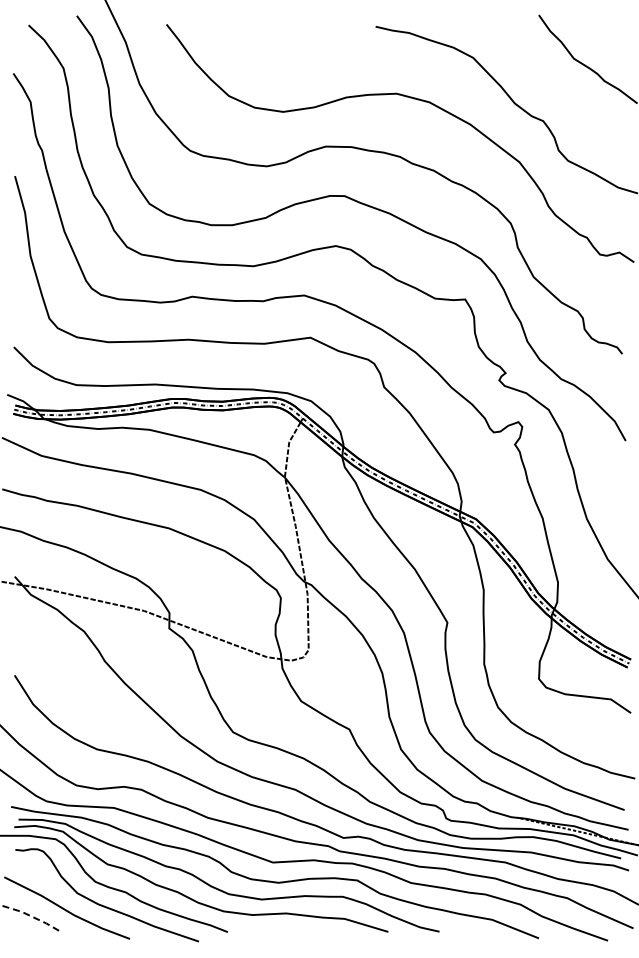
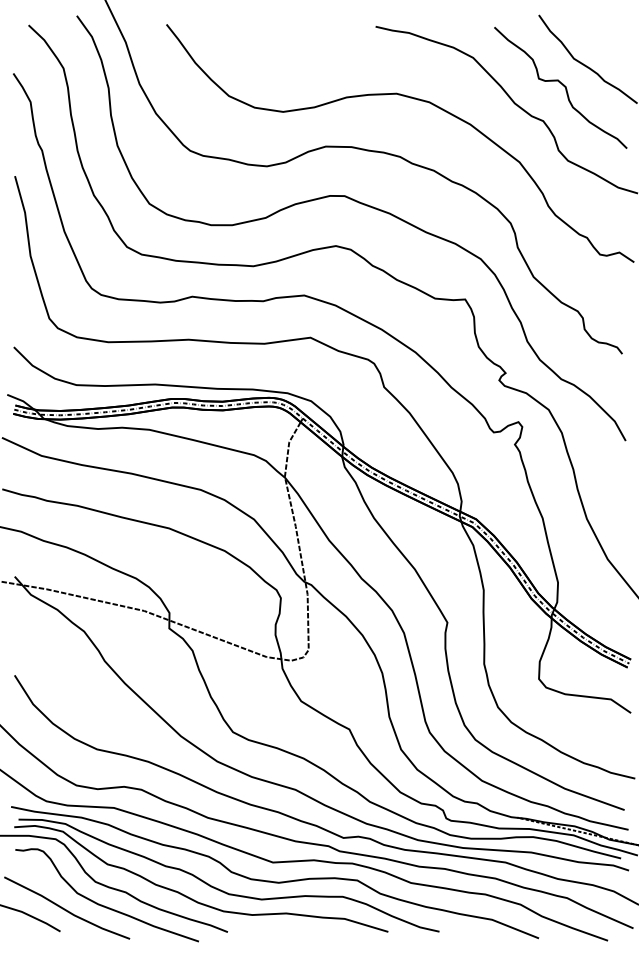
curve: none -> present (562, 85)
line: dashed -> solid (31, 916)
